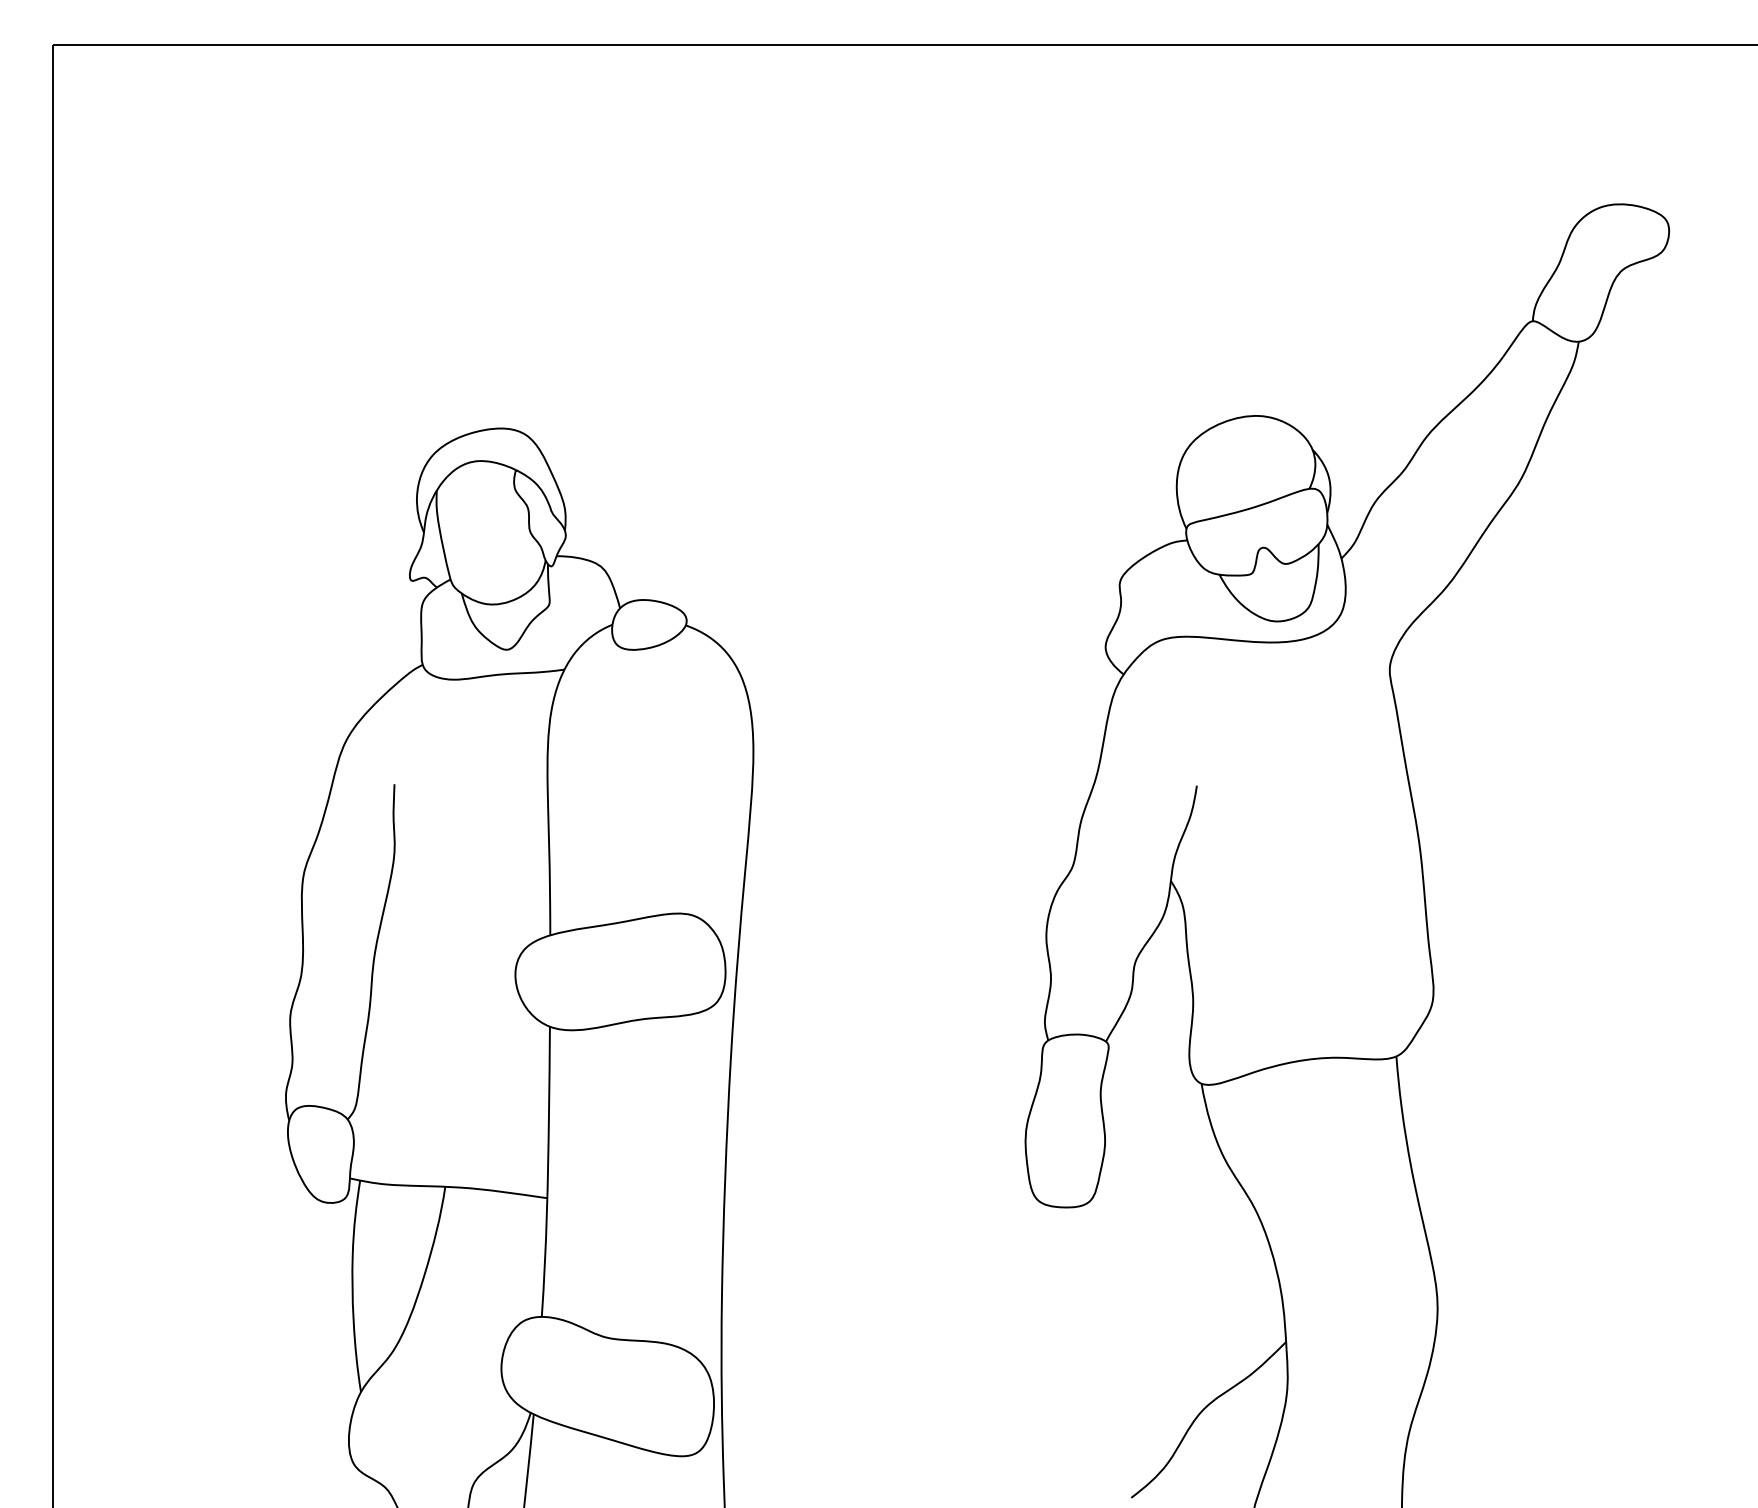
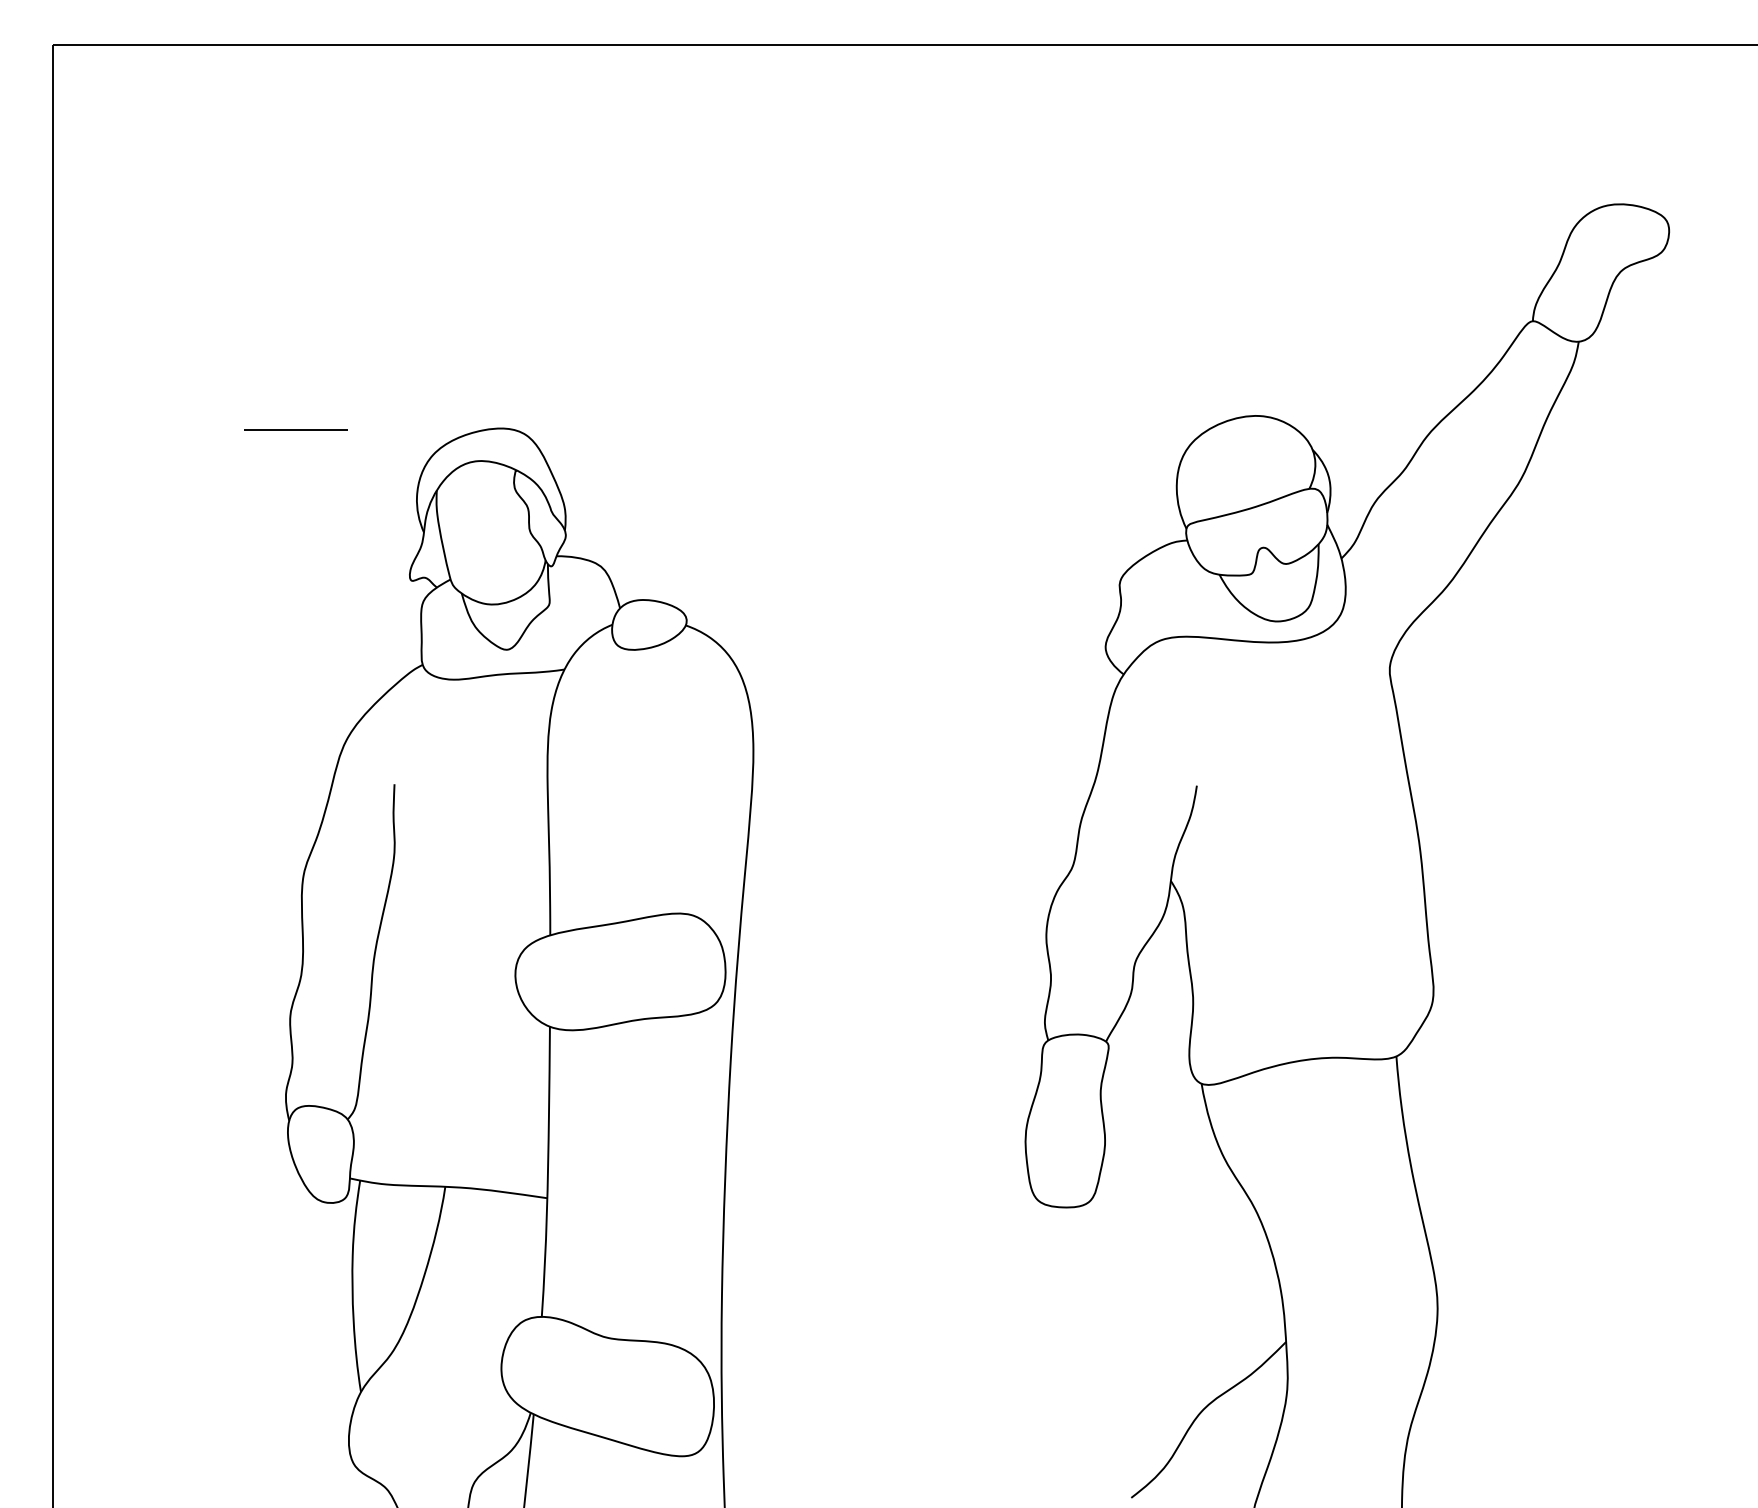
line: none -> present (295, 429)
